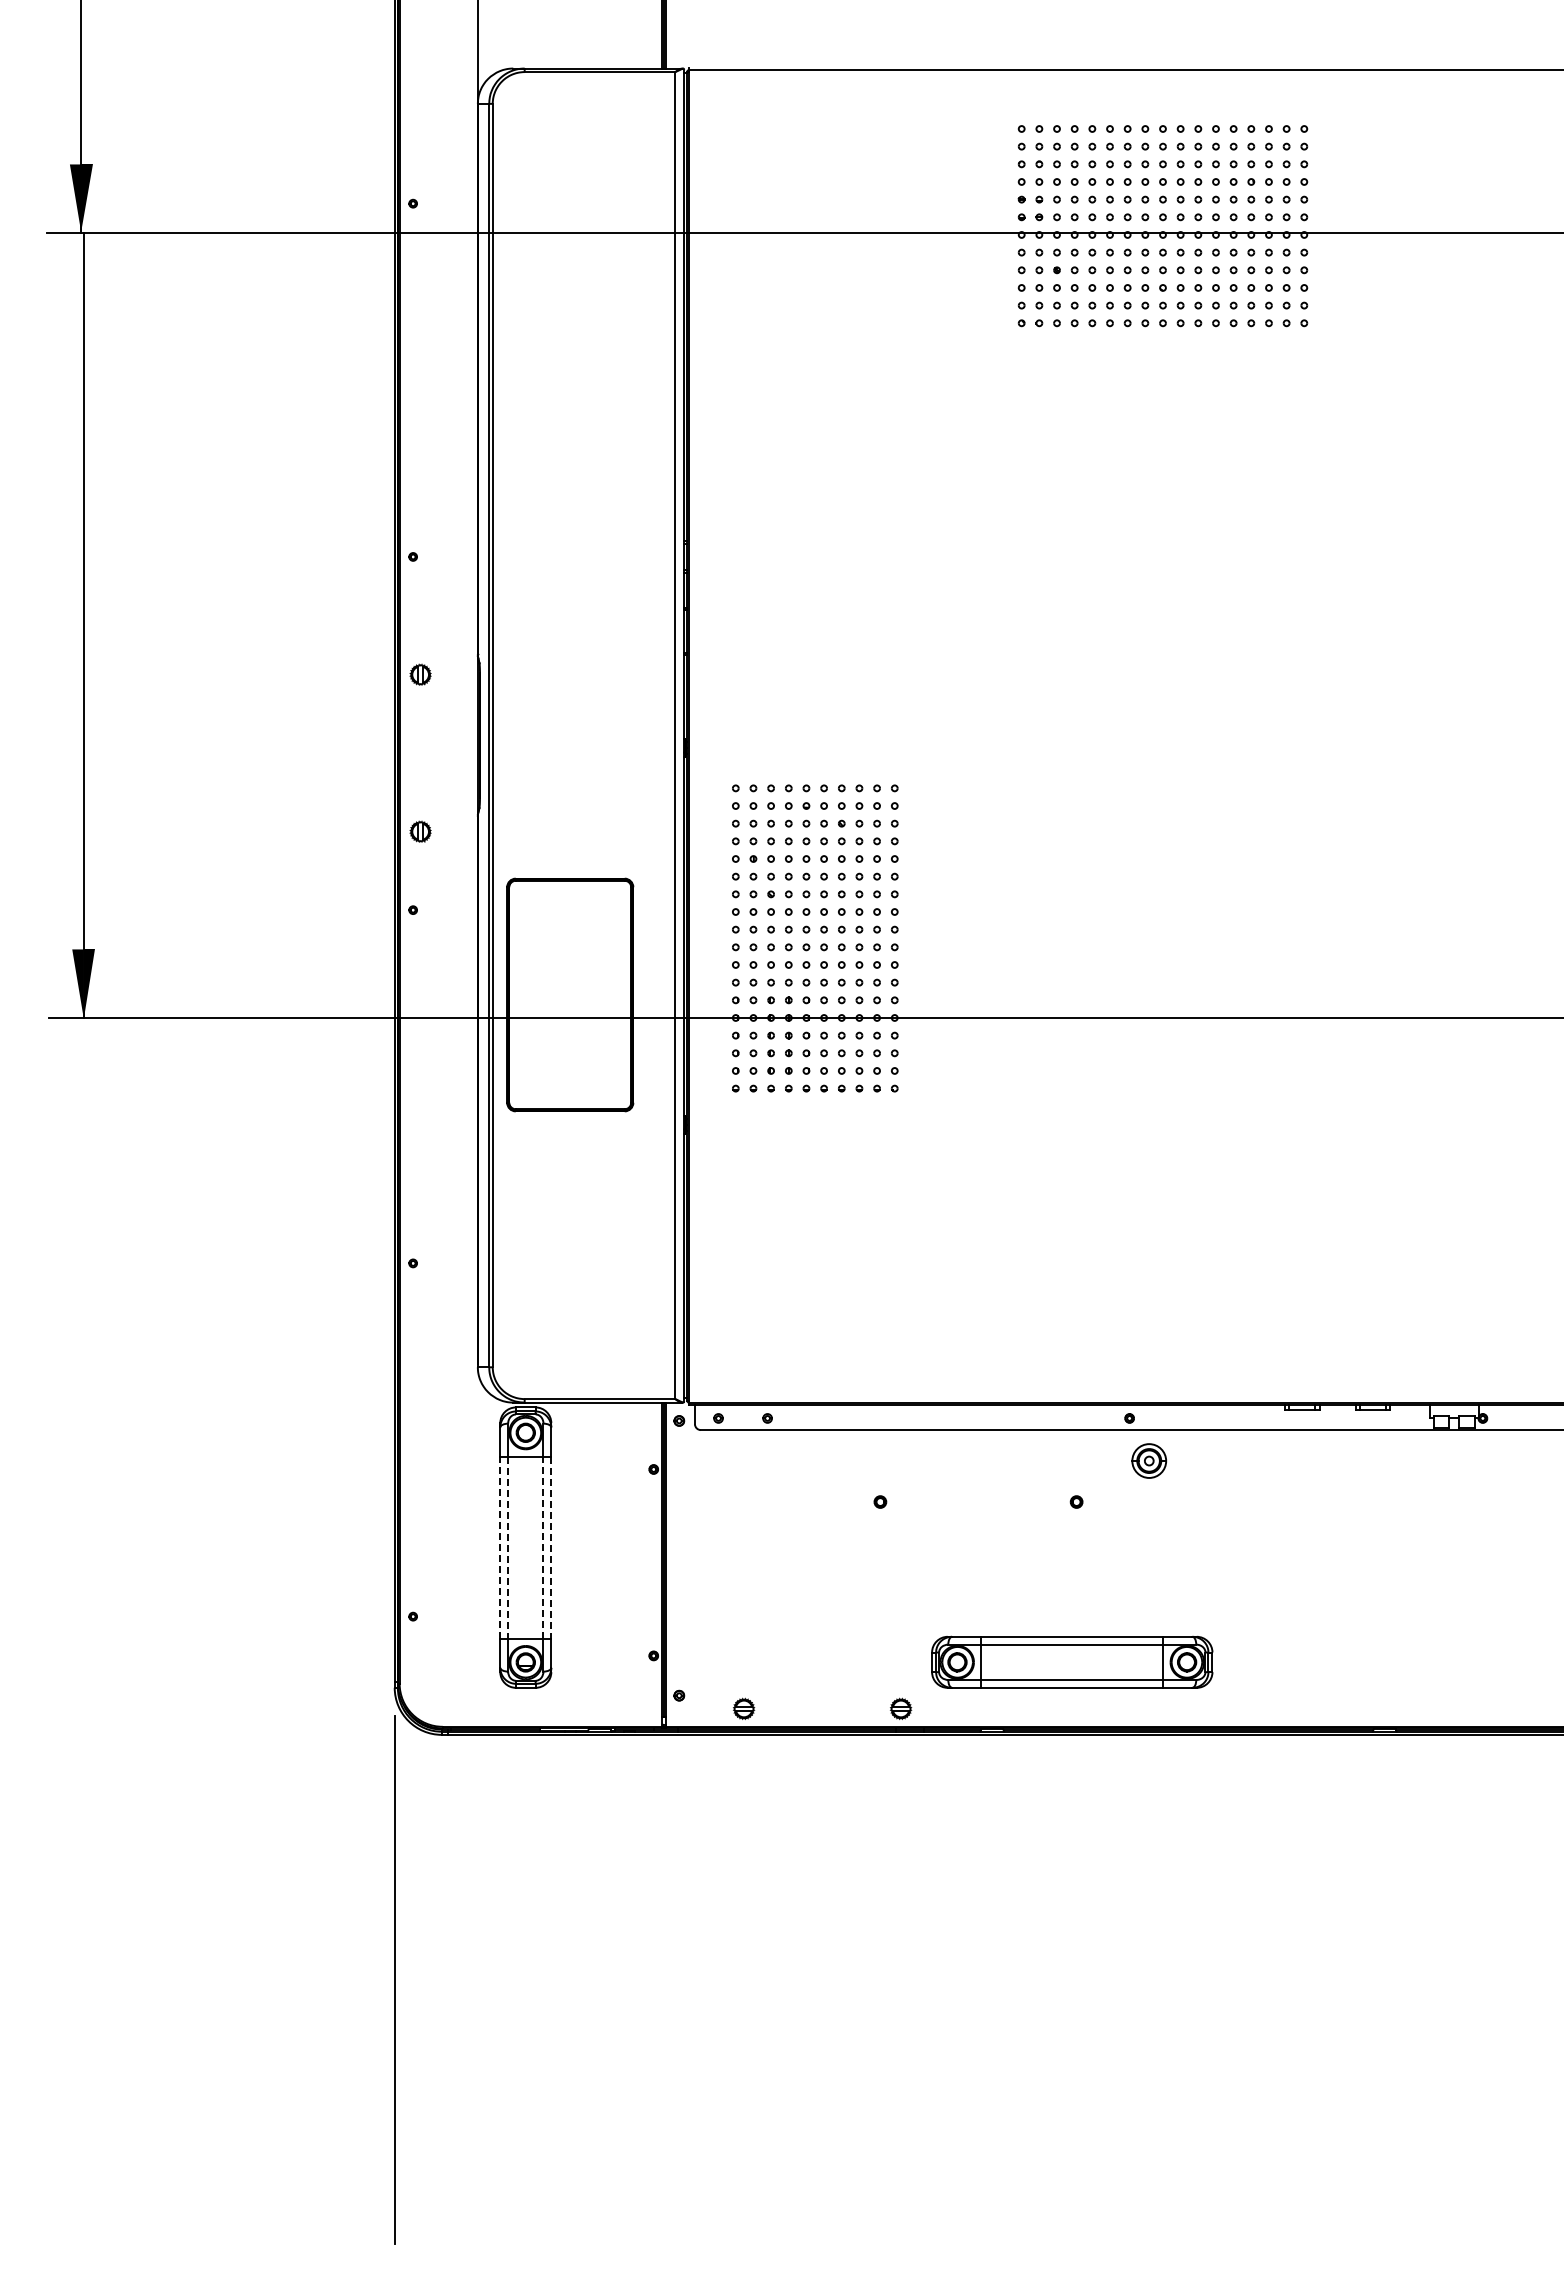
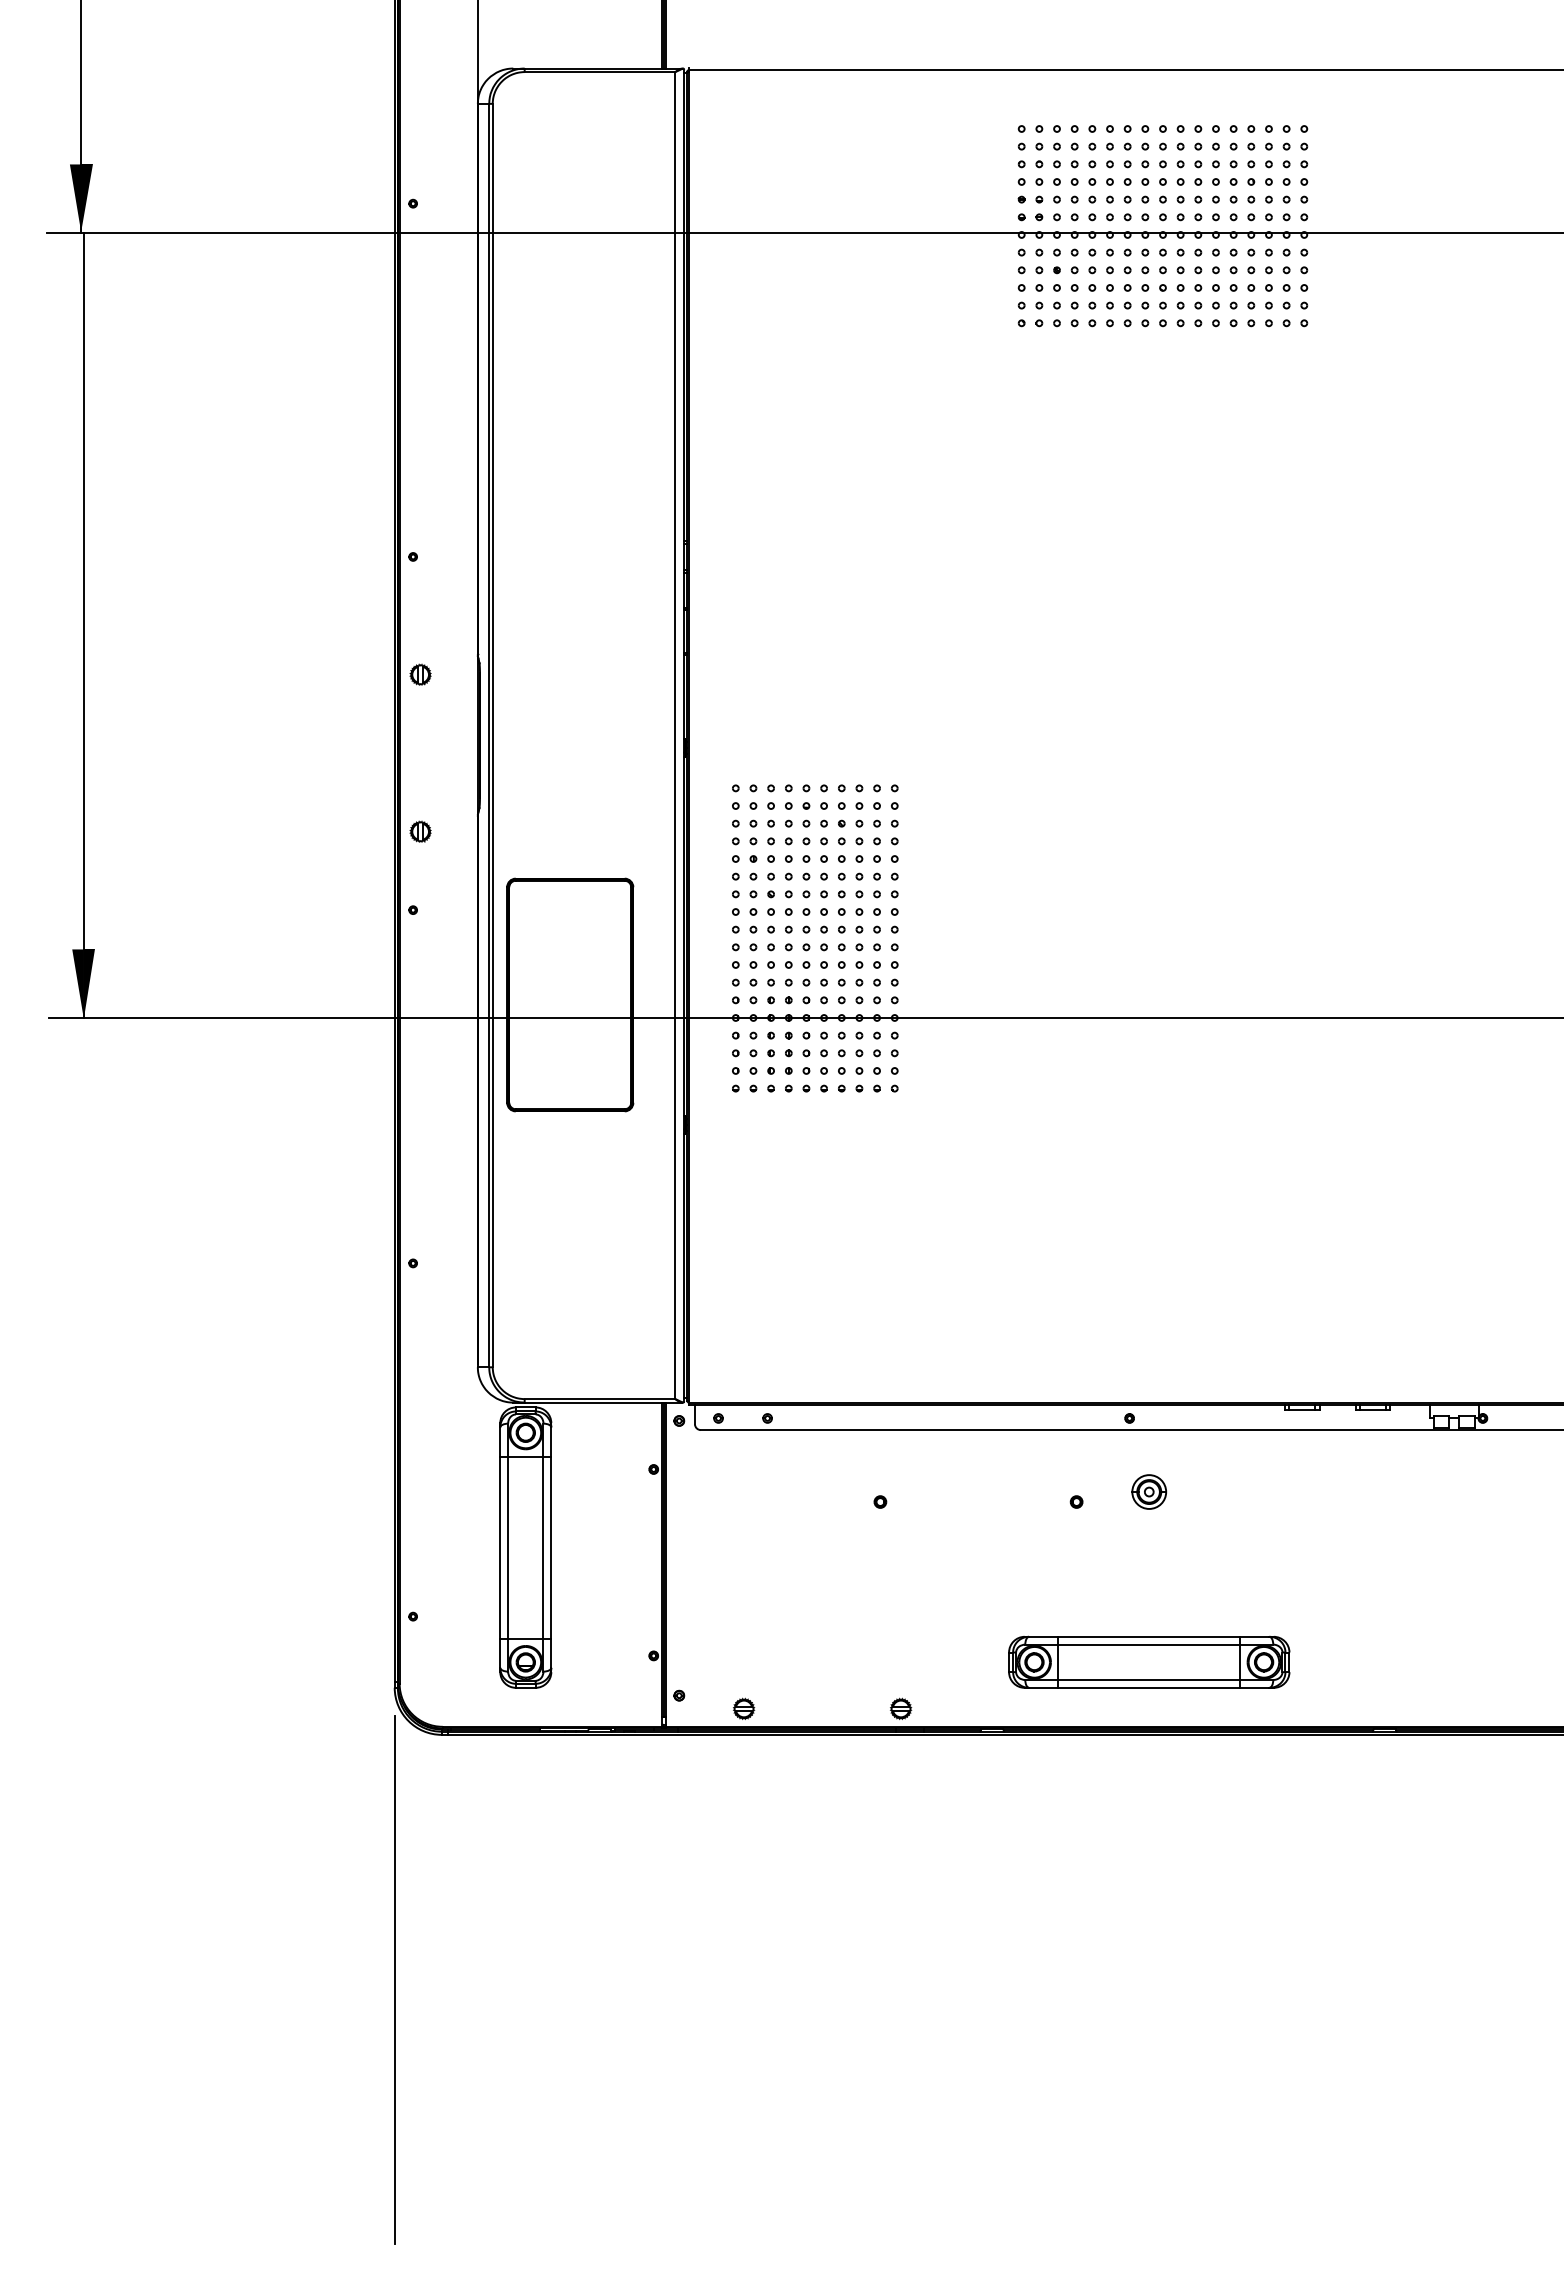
part position: (1149, 1460) -> (1149, 1491) (1149, 1491)
line: dashed -> solid (500, 1547)
line: dashed -> solid (508, 1547)
line: dashed -> solid (543, 1547)
line: dashed -> solid (551, 1547)
part position: (1072, 1661) -> (1149, 1661) (1149, 1661)
